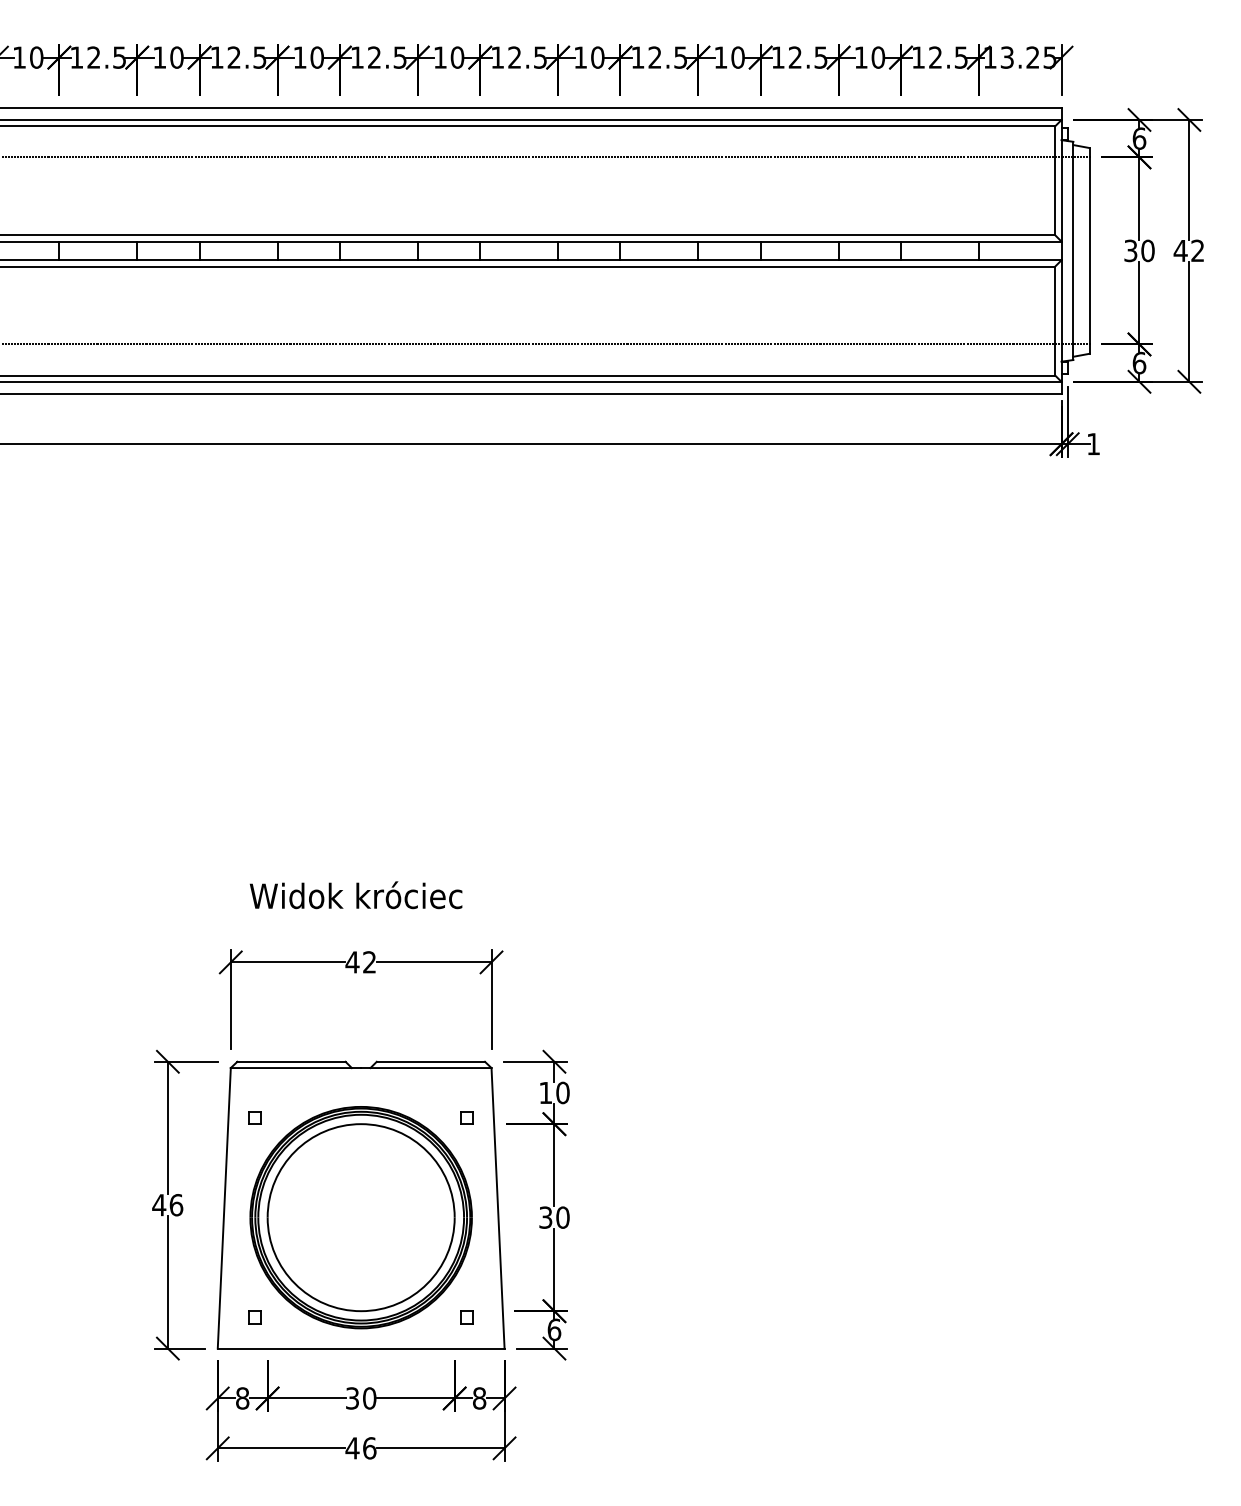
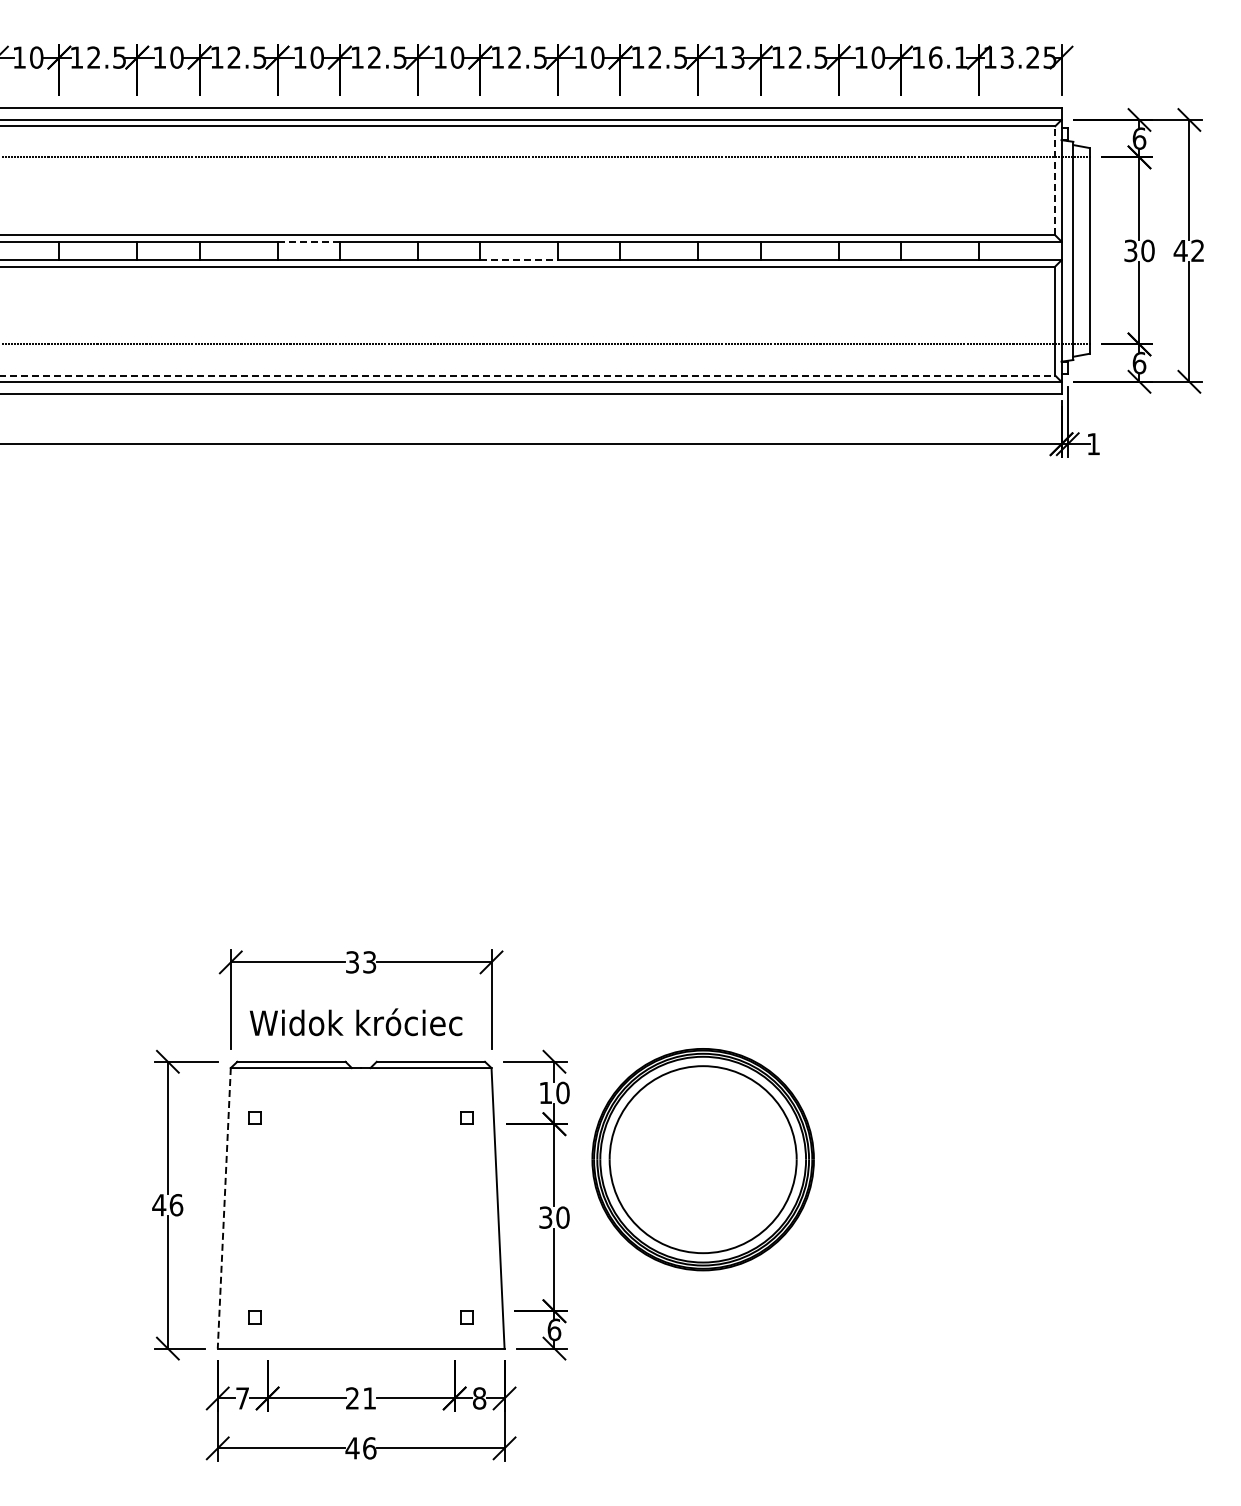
text: 10 -> 13 (737, 57)
text: 12.5 -> 16.1 (948, 57)
line: solid -> dashed (1055, 180)
line: solid -> dashed (309, 241)
line: solid -> dashed (519, 260)
line: solid -> dashed (528, 375)
text position: (355, 895) -> (355, 1022) (355, 1022)
text: 42 -> 33 (360, 962)
line: solid -> dashed (224, 1208)
part position: (360, 1217) -> (702, 1159) (702, 1159)
text: 8 -> 7 (242, 1398)
text: 30 -> 21 (361, 1398)
